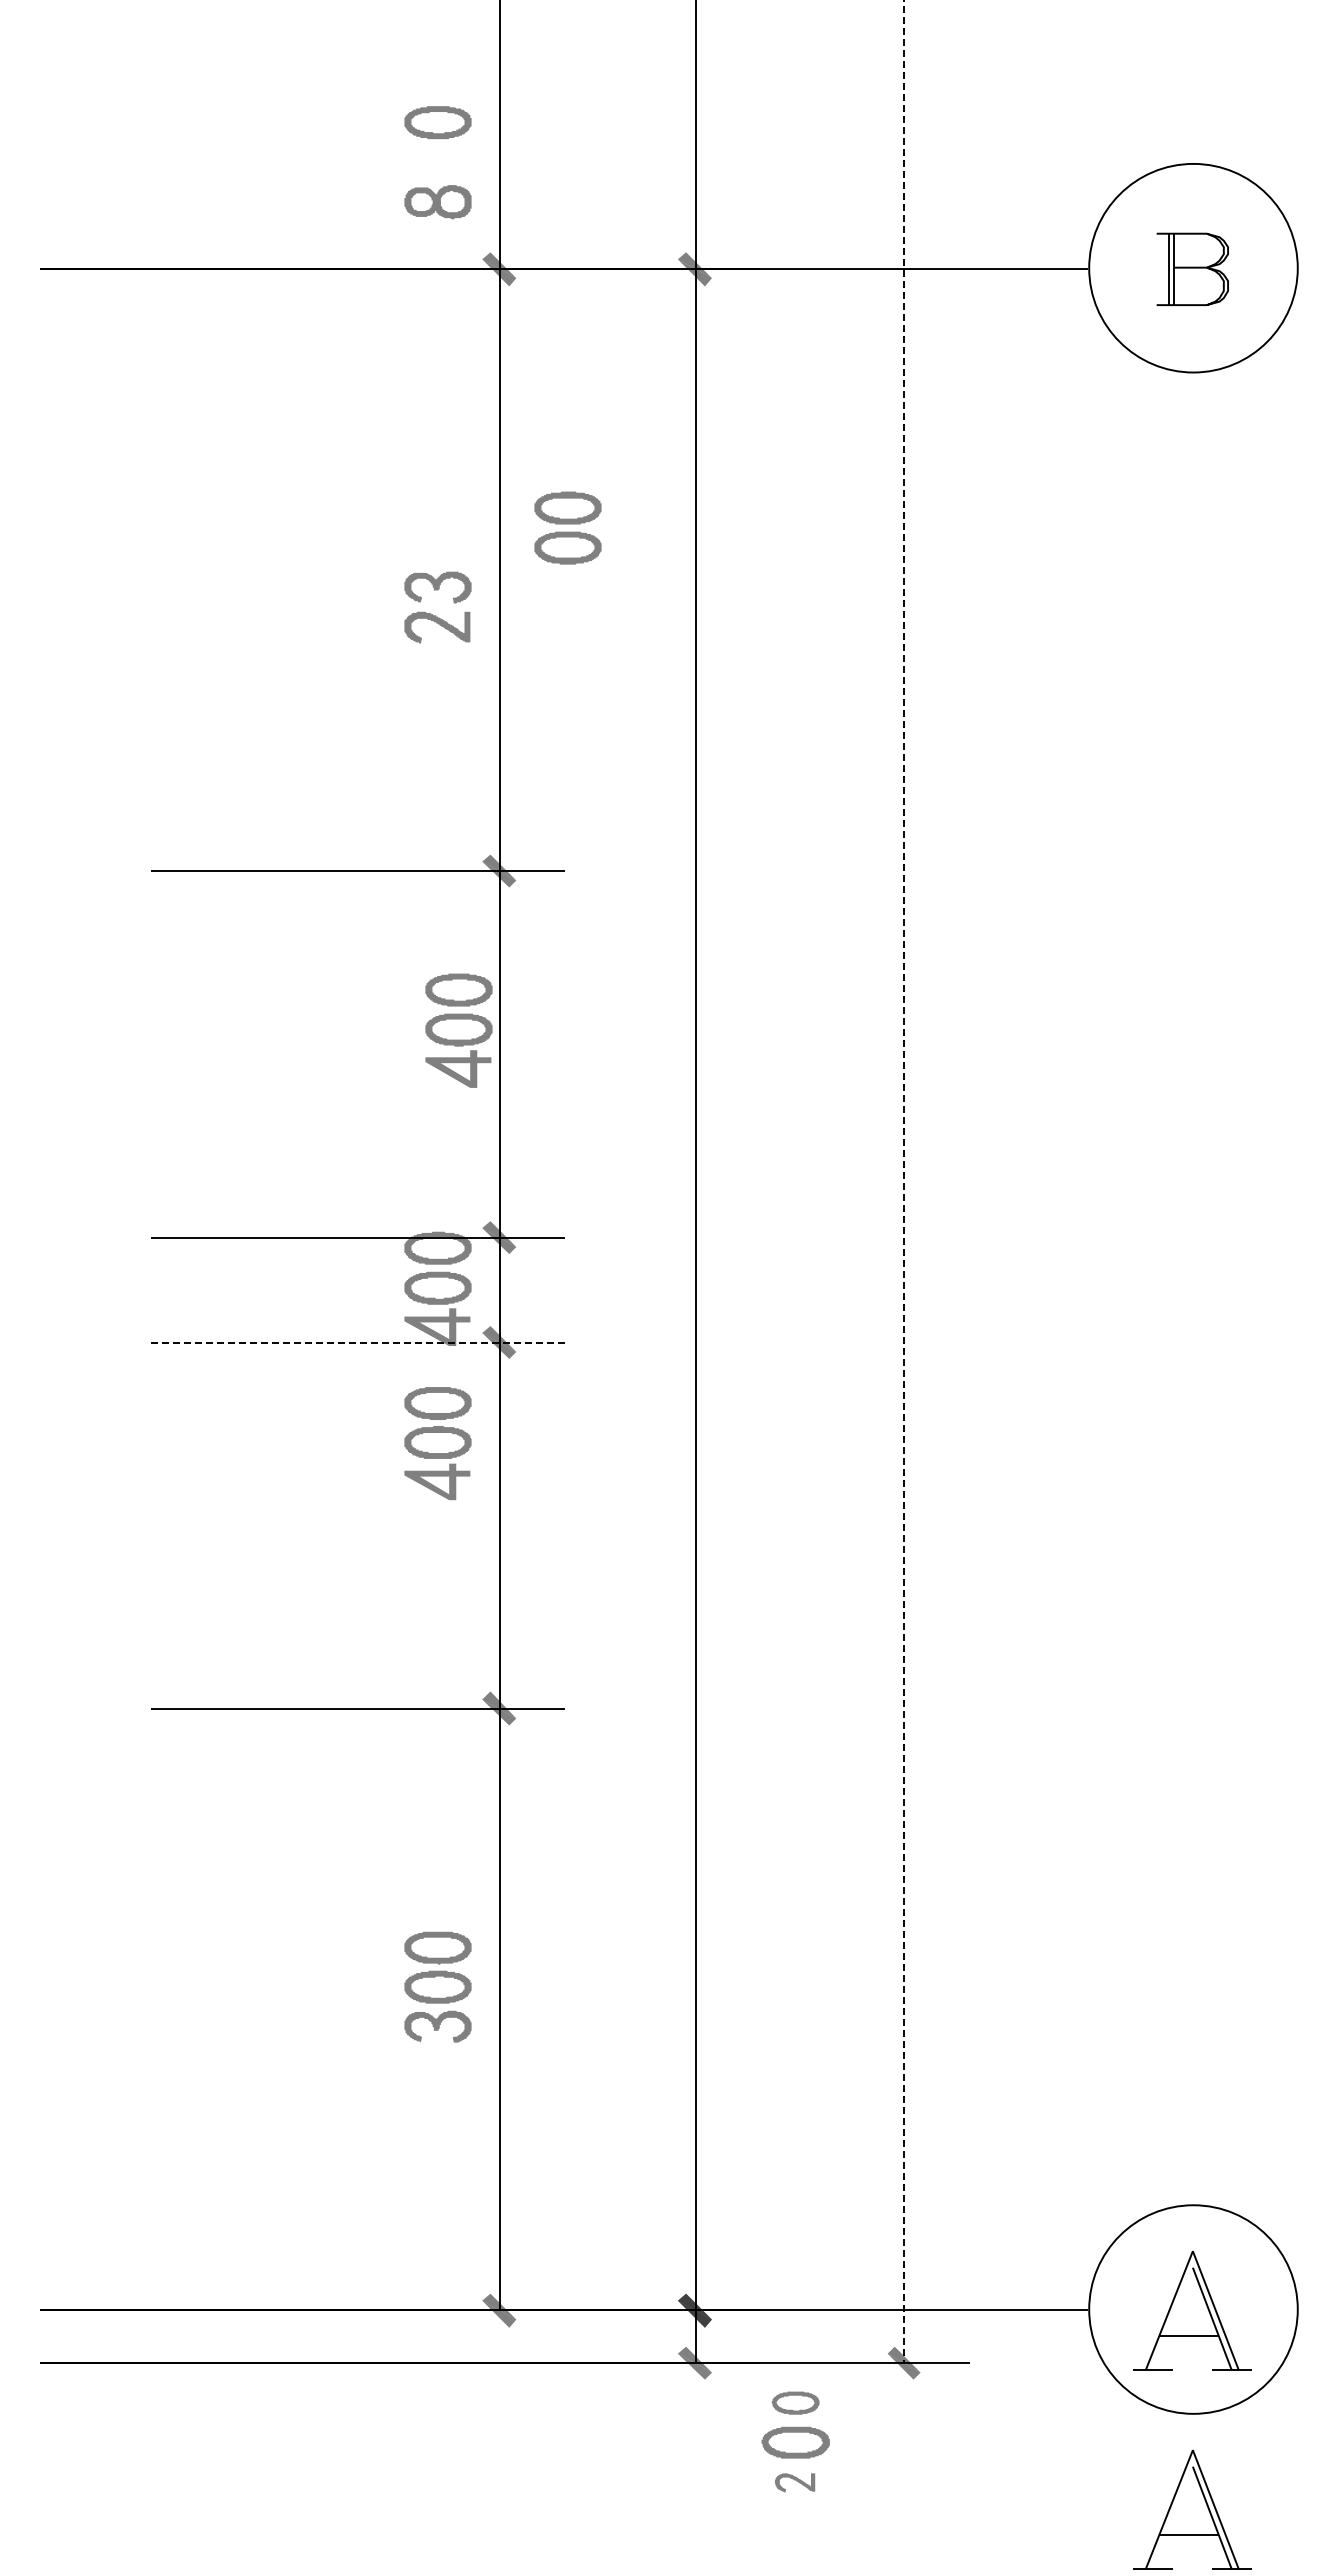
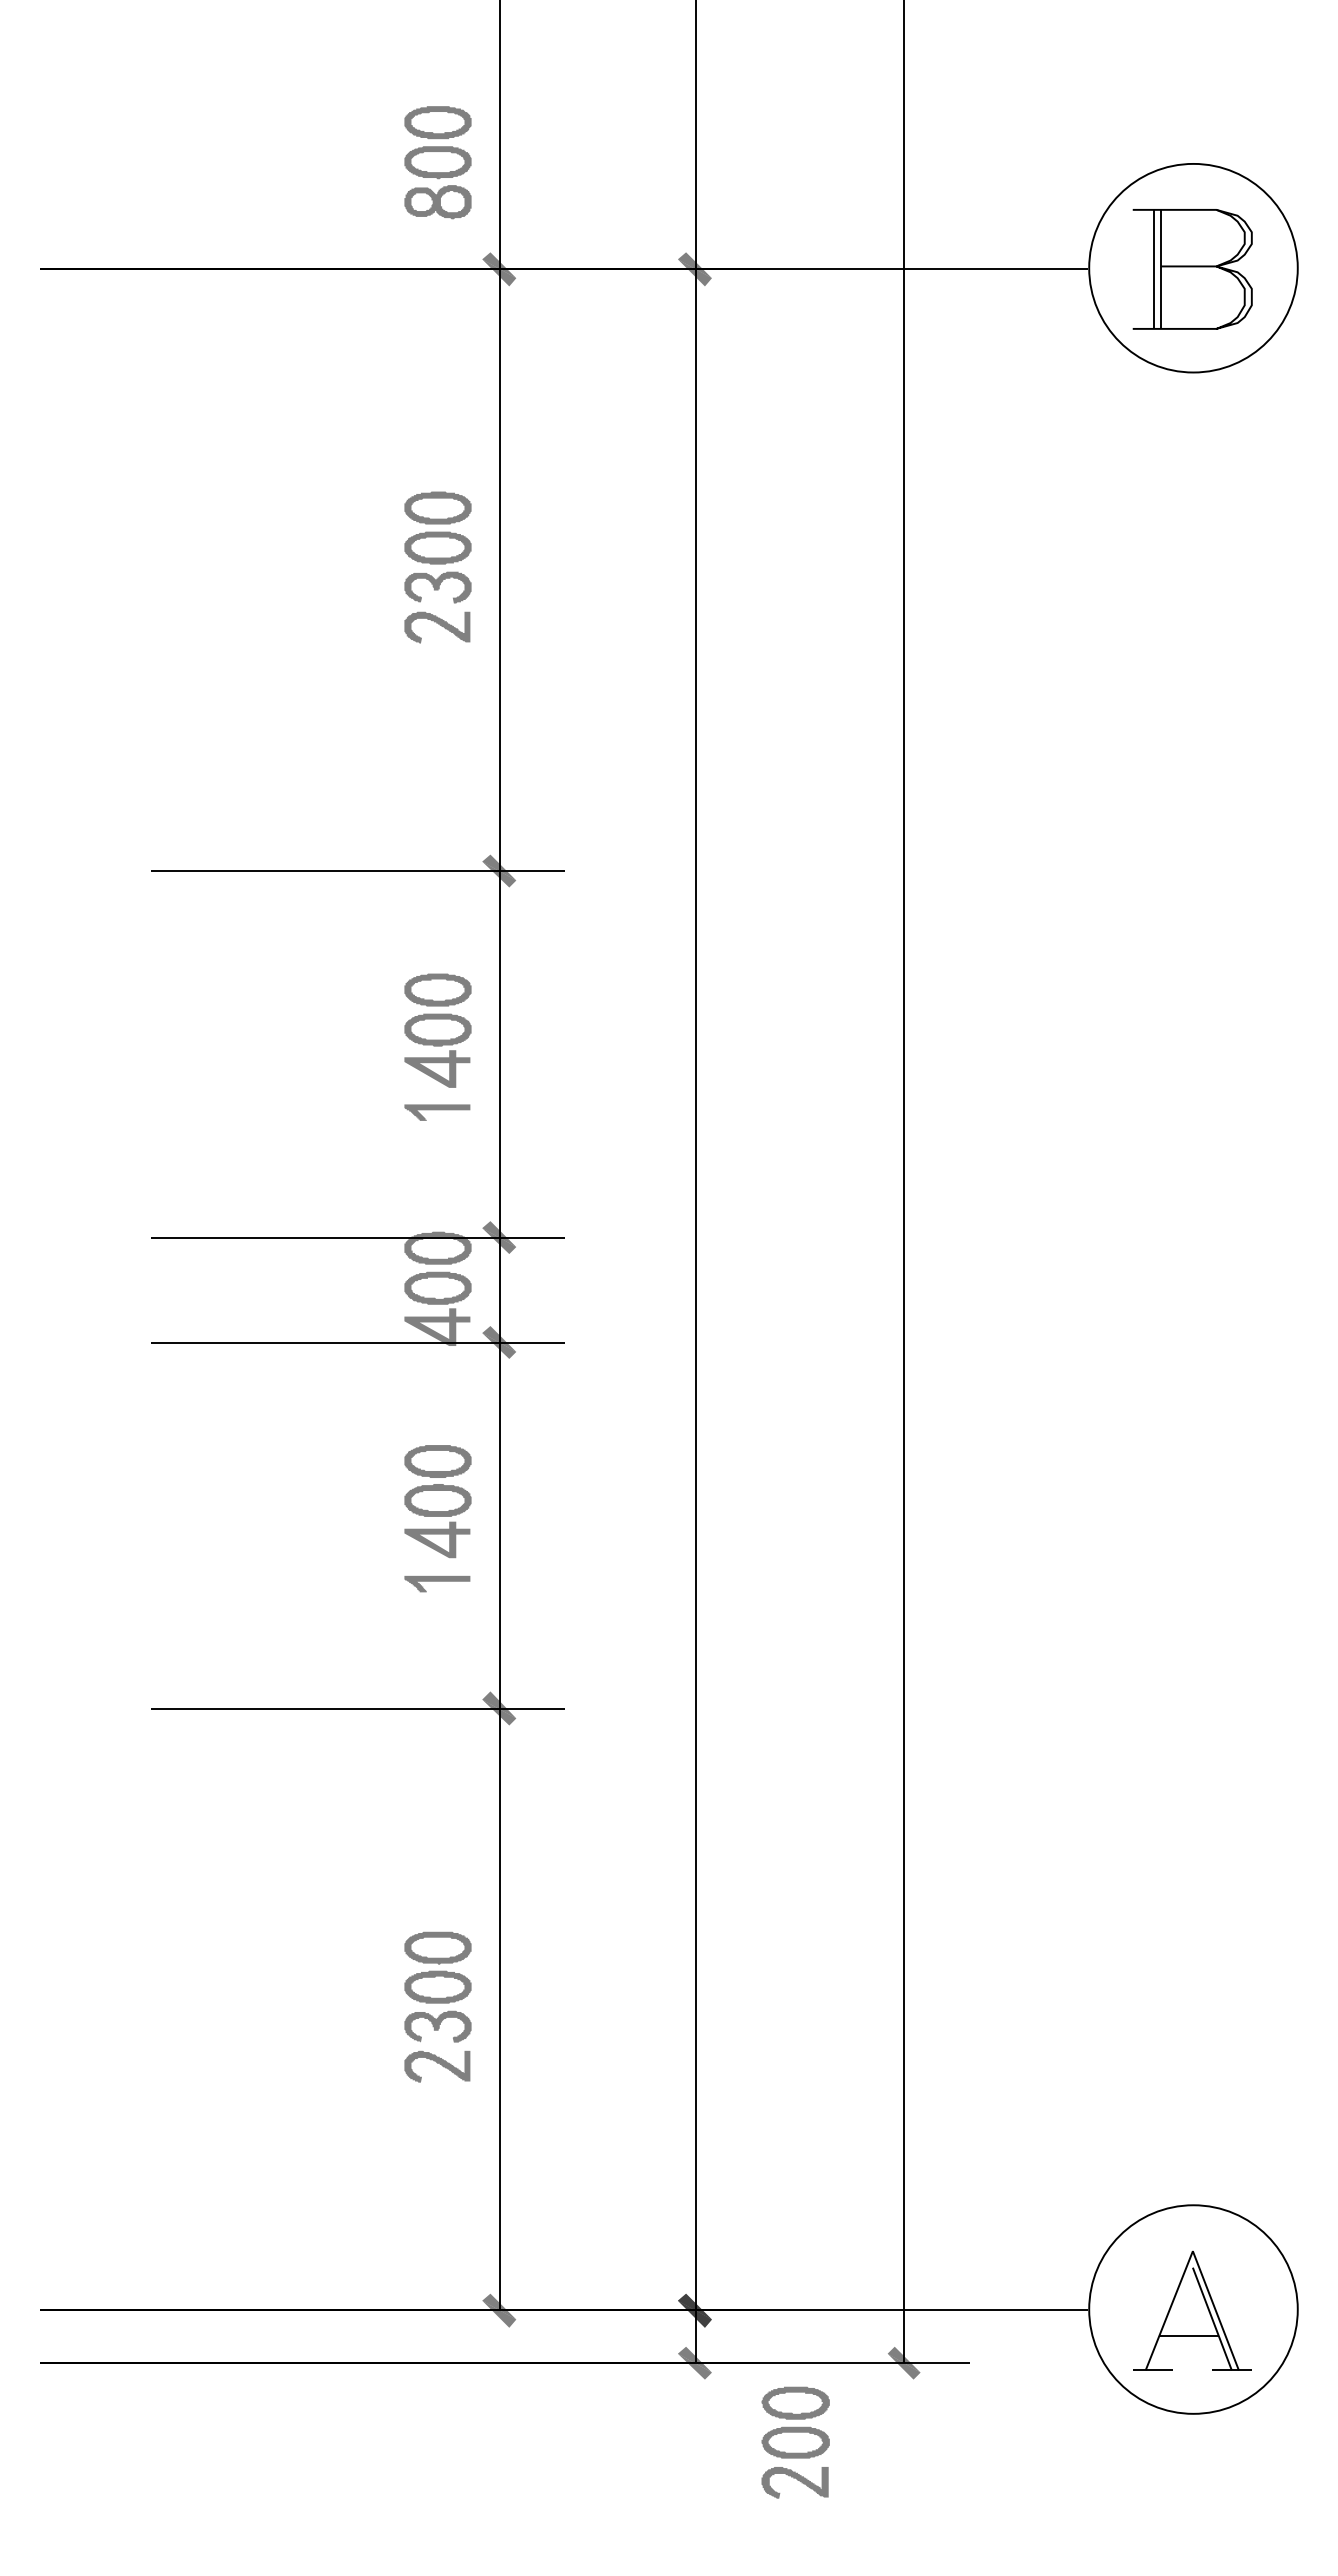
part: none -> present (437, 162)
part size: 73x74 px -> 121x121 px (1192, 269)
part position: (567, 527) -> (437, 527) (437, 527)
part position: (458, 1030) -> (437, 1030) (437, 1030)
fill: none -> present (437, 1112)
line: dashed -> solid (904, 1182)
line: dashed -> solid (357, 1342)
part position: (437, 1443) -> (437, 1501) (437, 1501)
fill: none -> present (437, 1583)
fill: none -> present (437, 2066)
part size: 49x24 px -> 69x34 px (795, 2402)
part size: 40x20 px -> 68x32 px (794, 2482)
part: present -> none (1192, 2509)
